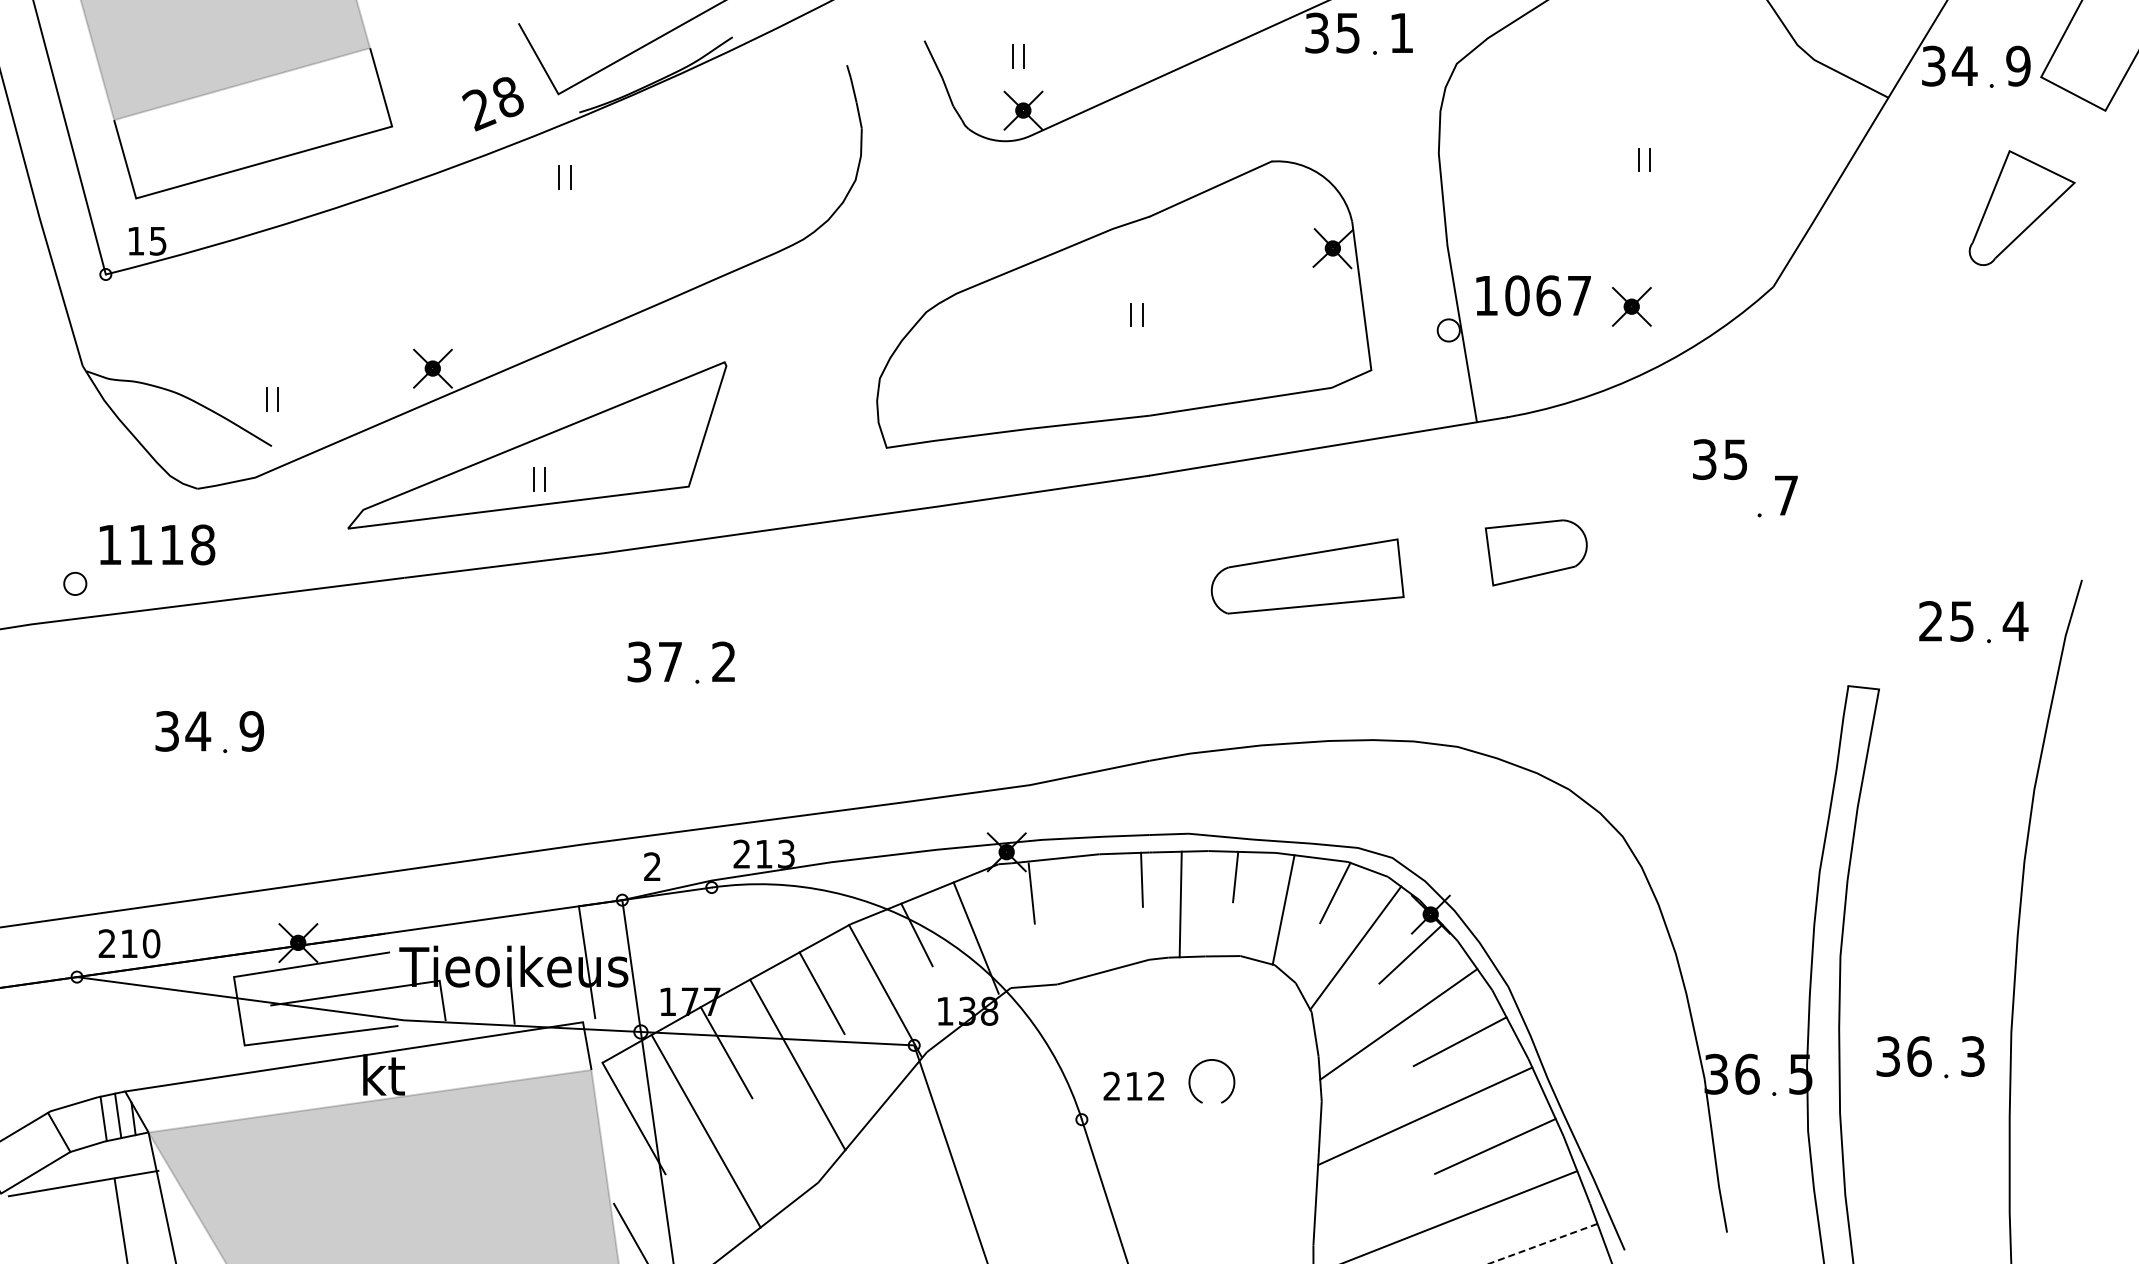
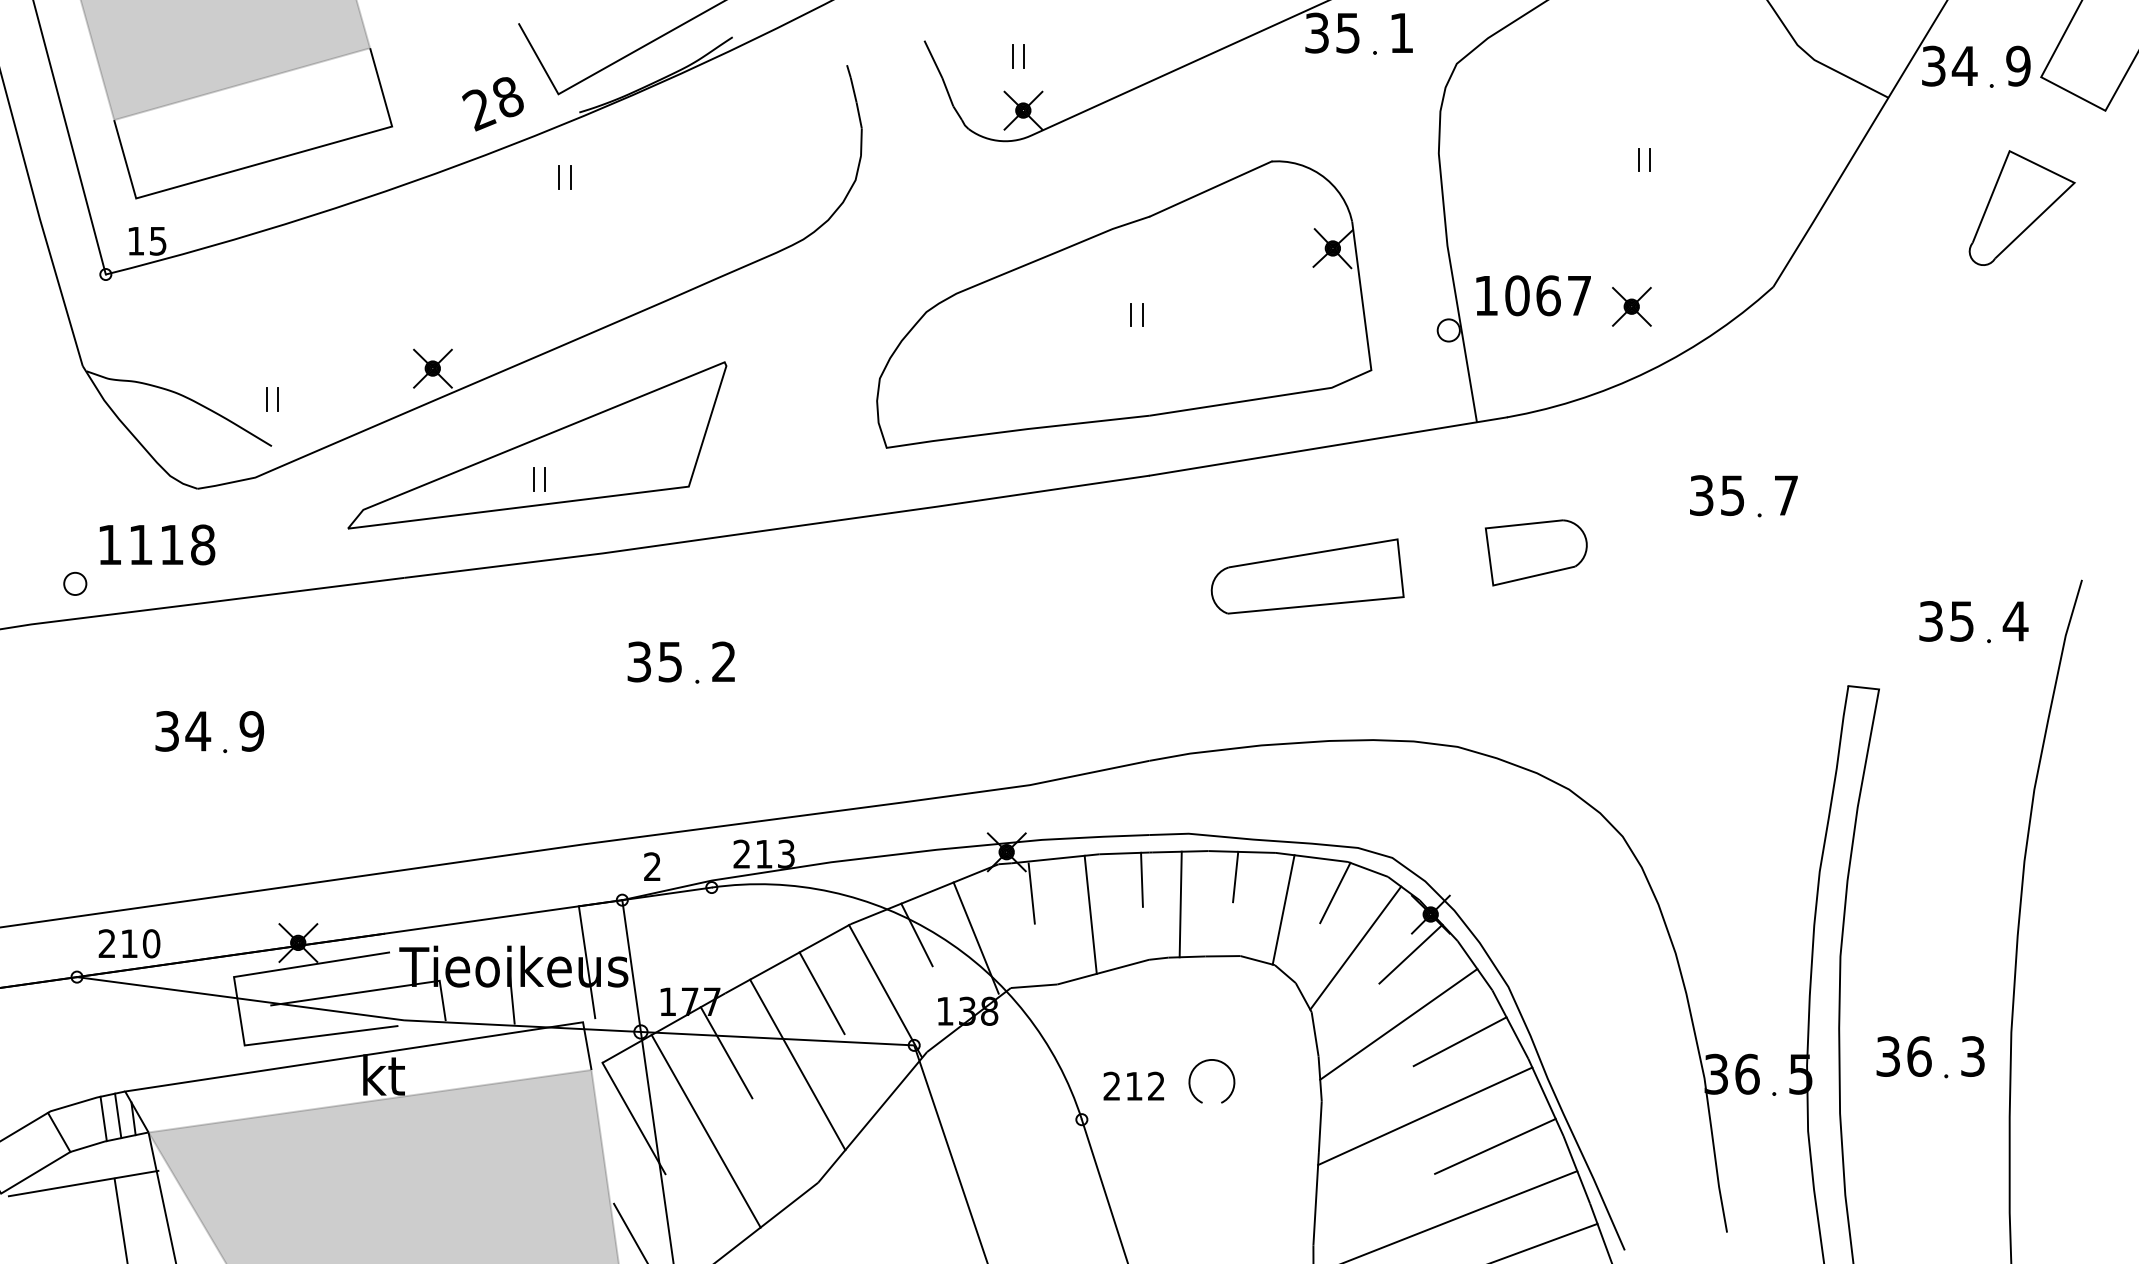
text position: (1719, 459) -> (1716, 495) (1716, 495)
text: 25 -> 35 (1930, 621)
text: 37 -> 35 (669, 662)
line: none -> present (1090, 914)
line: dashed -> solid (1543, 1243)
